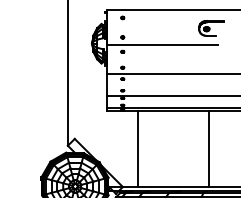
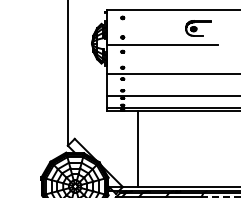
part position: (211, 28) -> (198, 28) (198, 28)
line: present -> none (208, 148)
line: solid -> dashed (220, 197)
